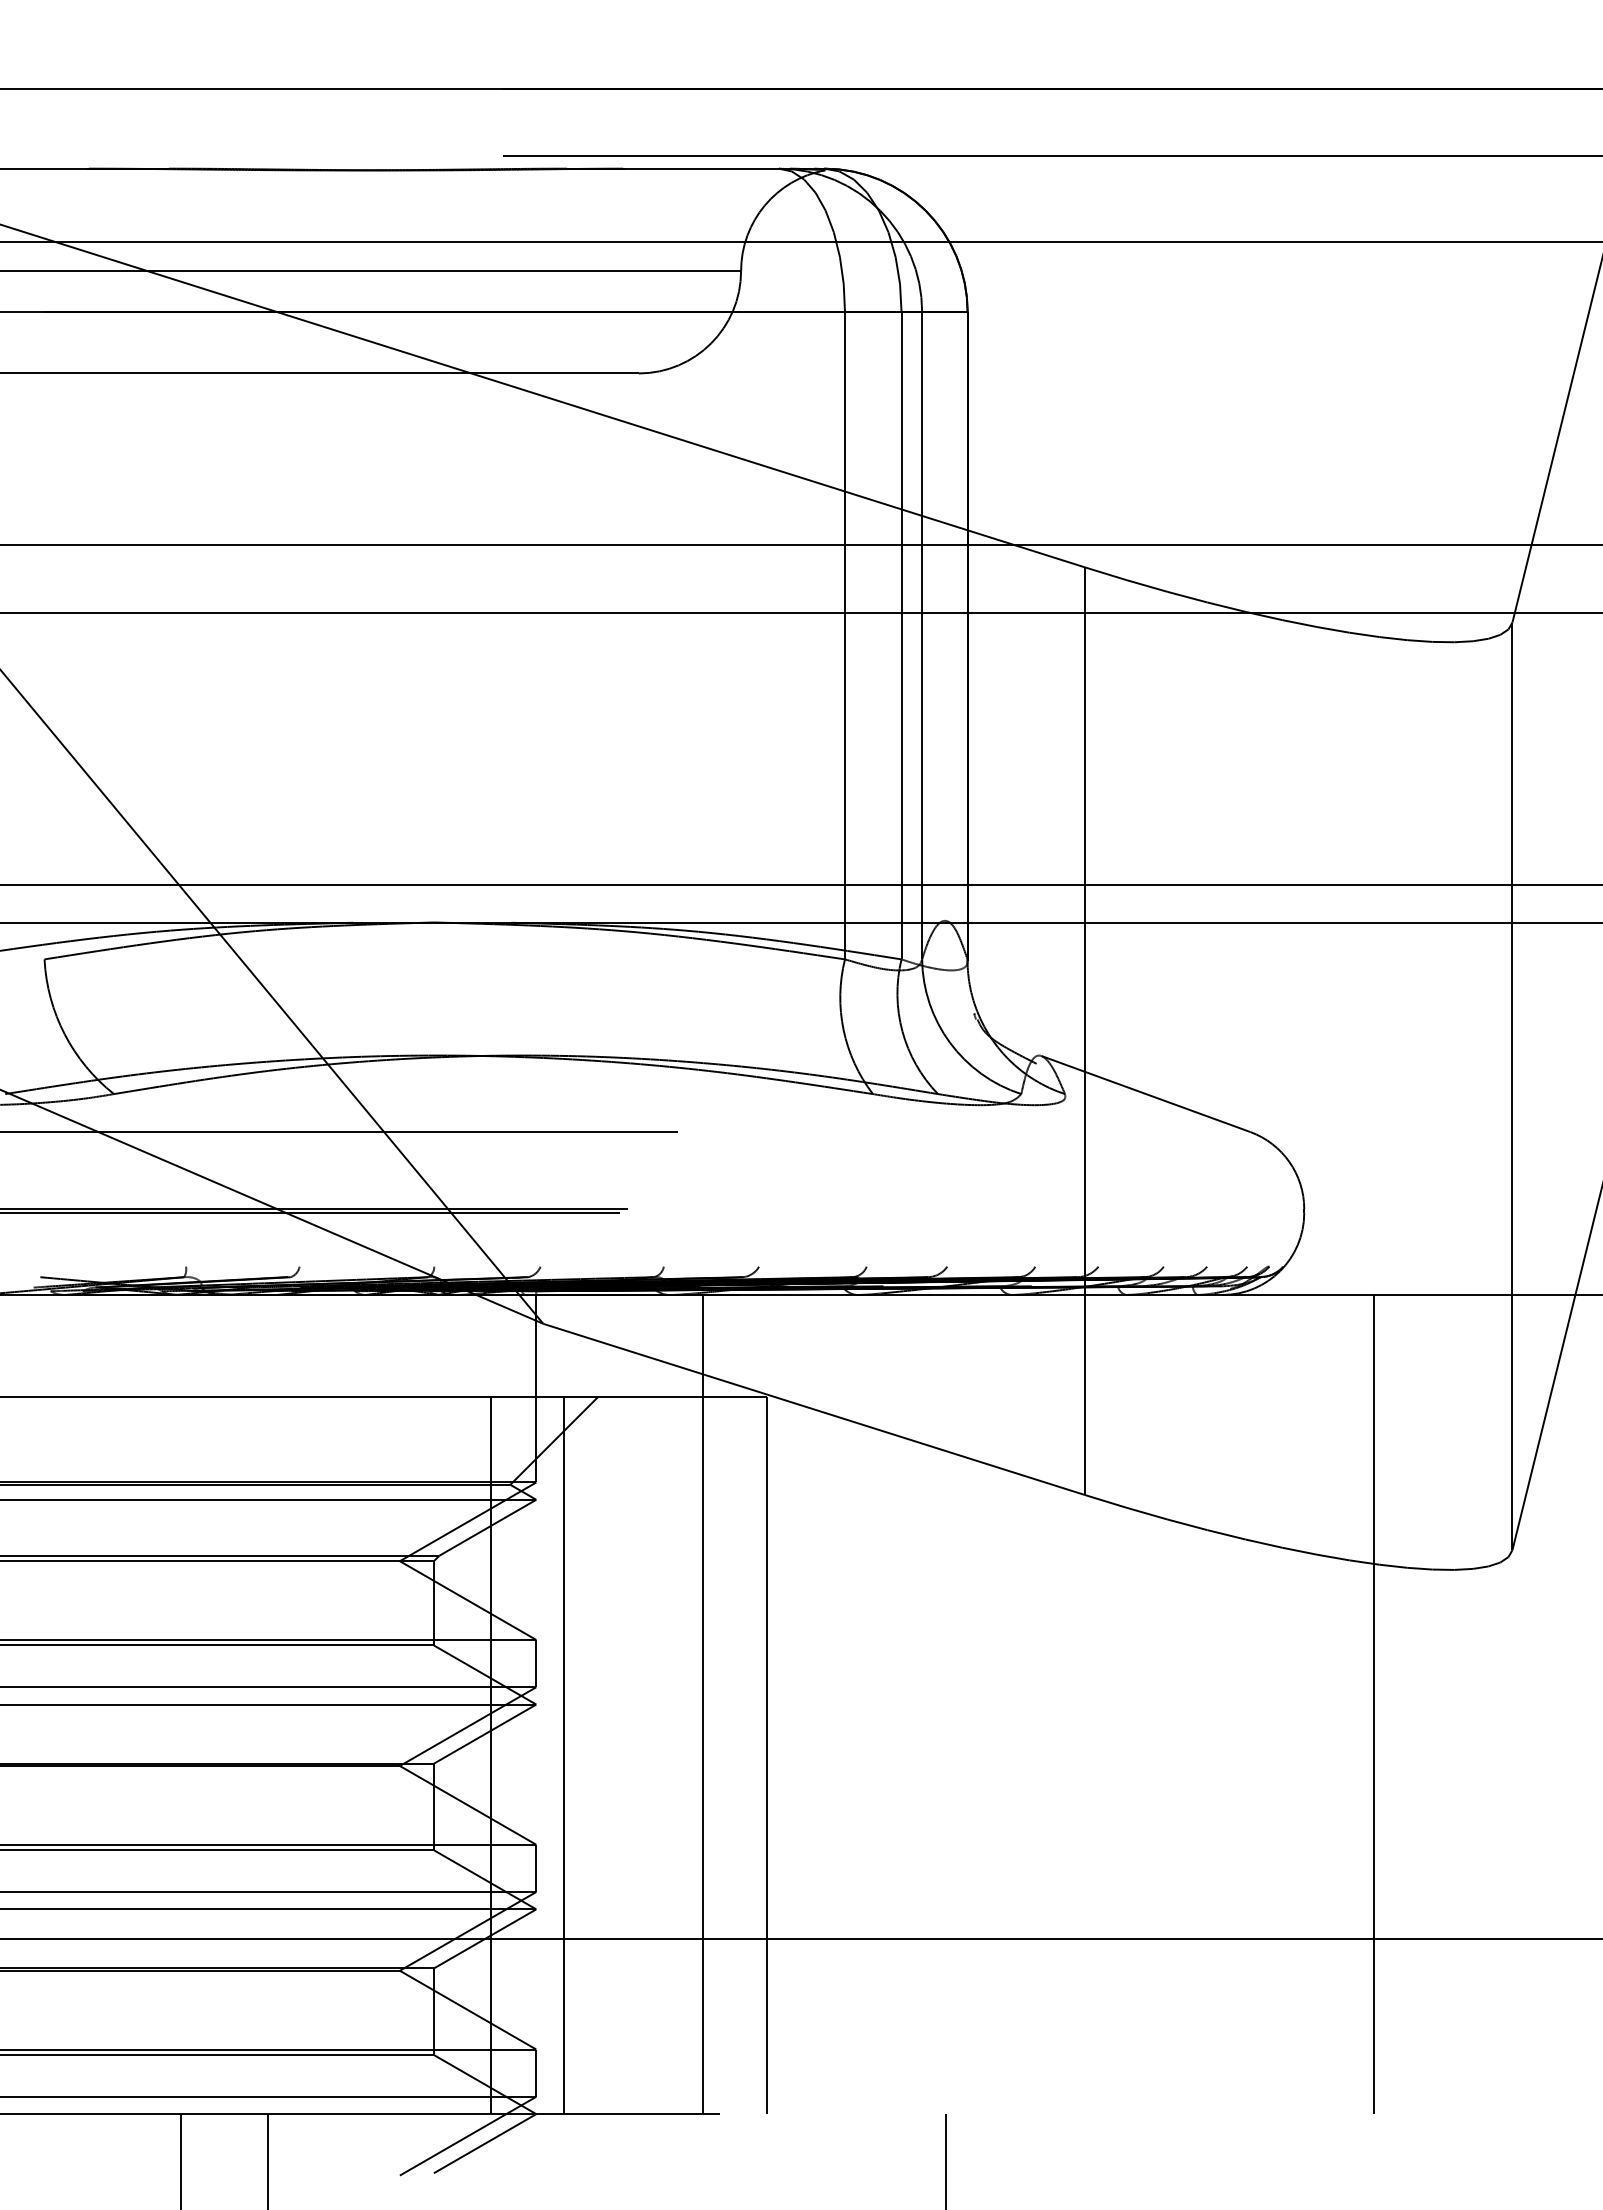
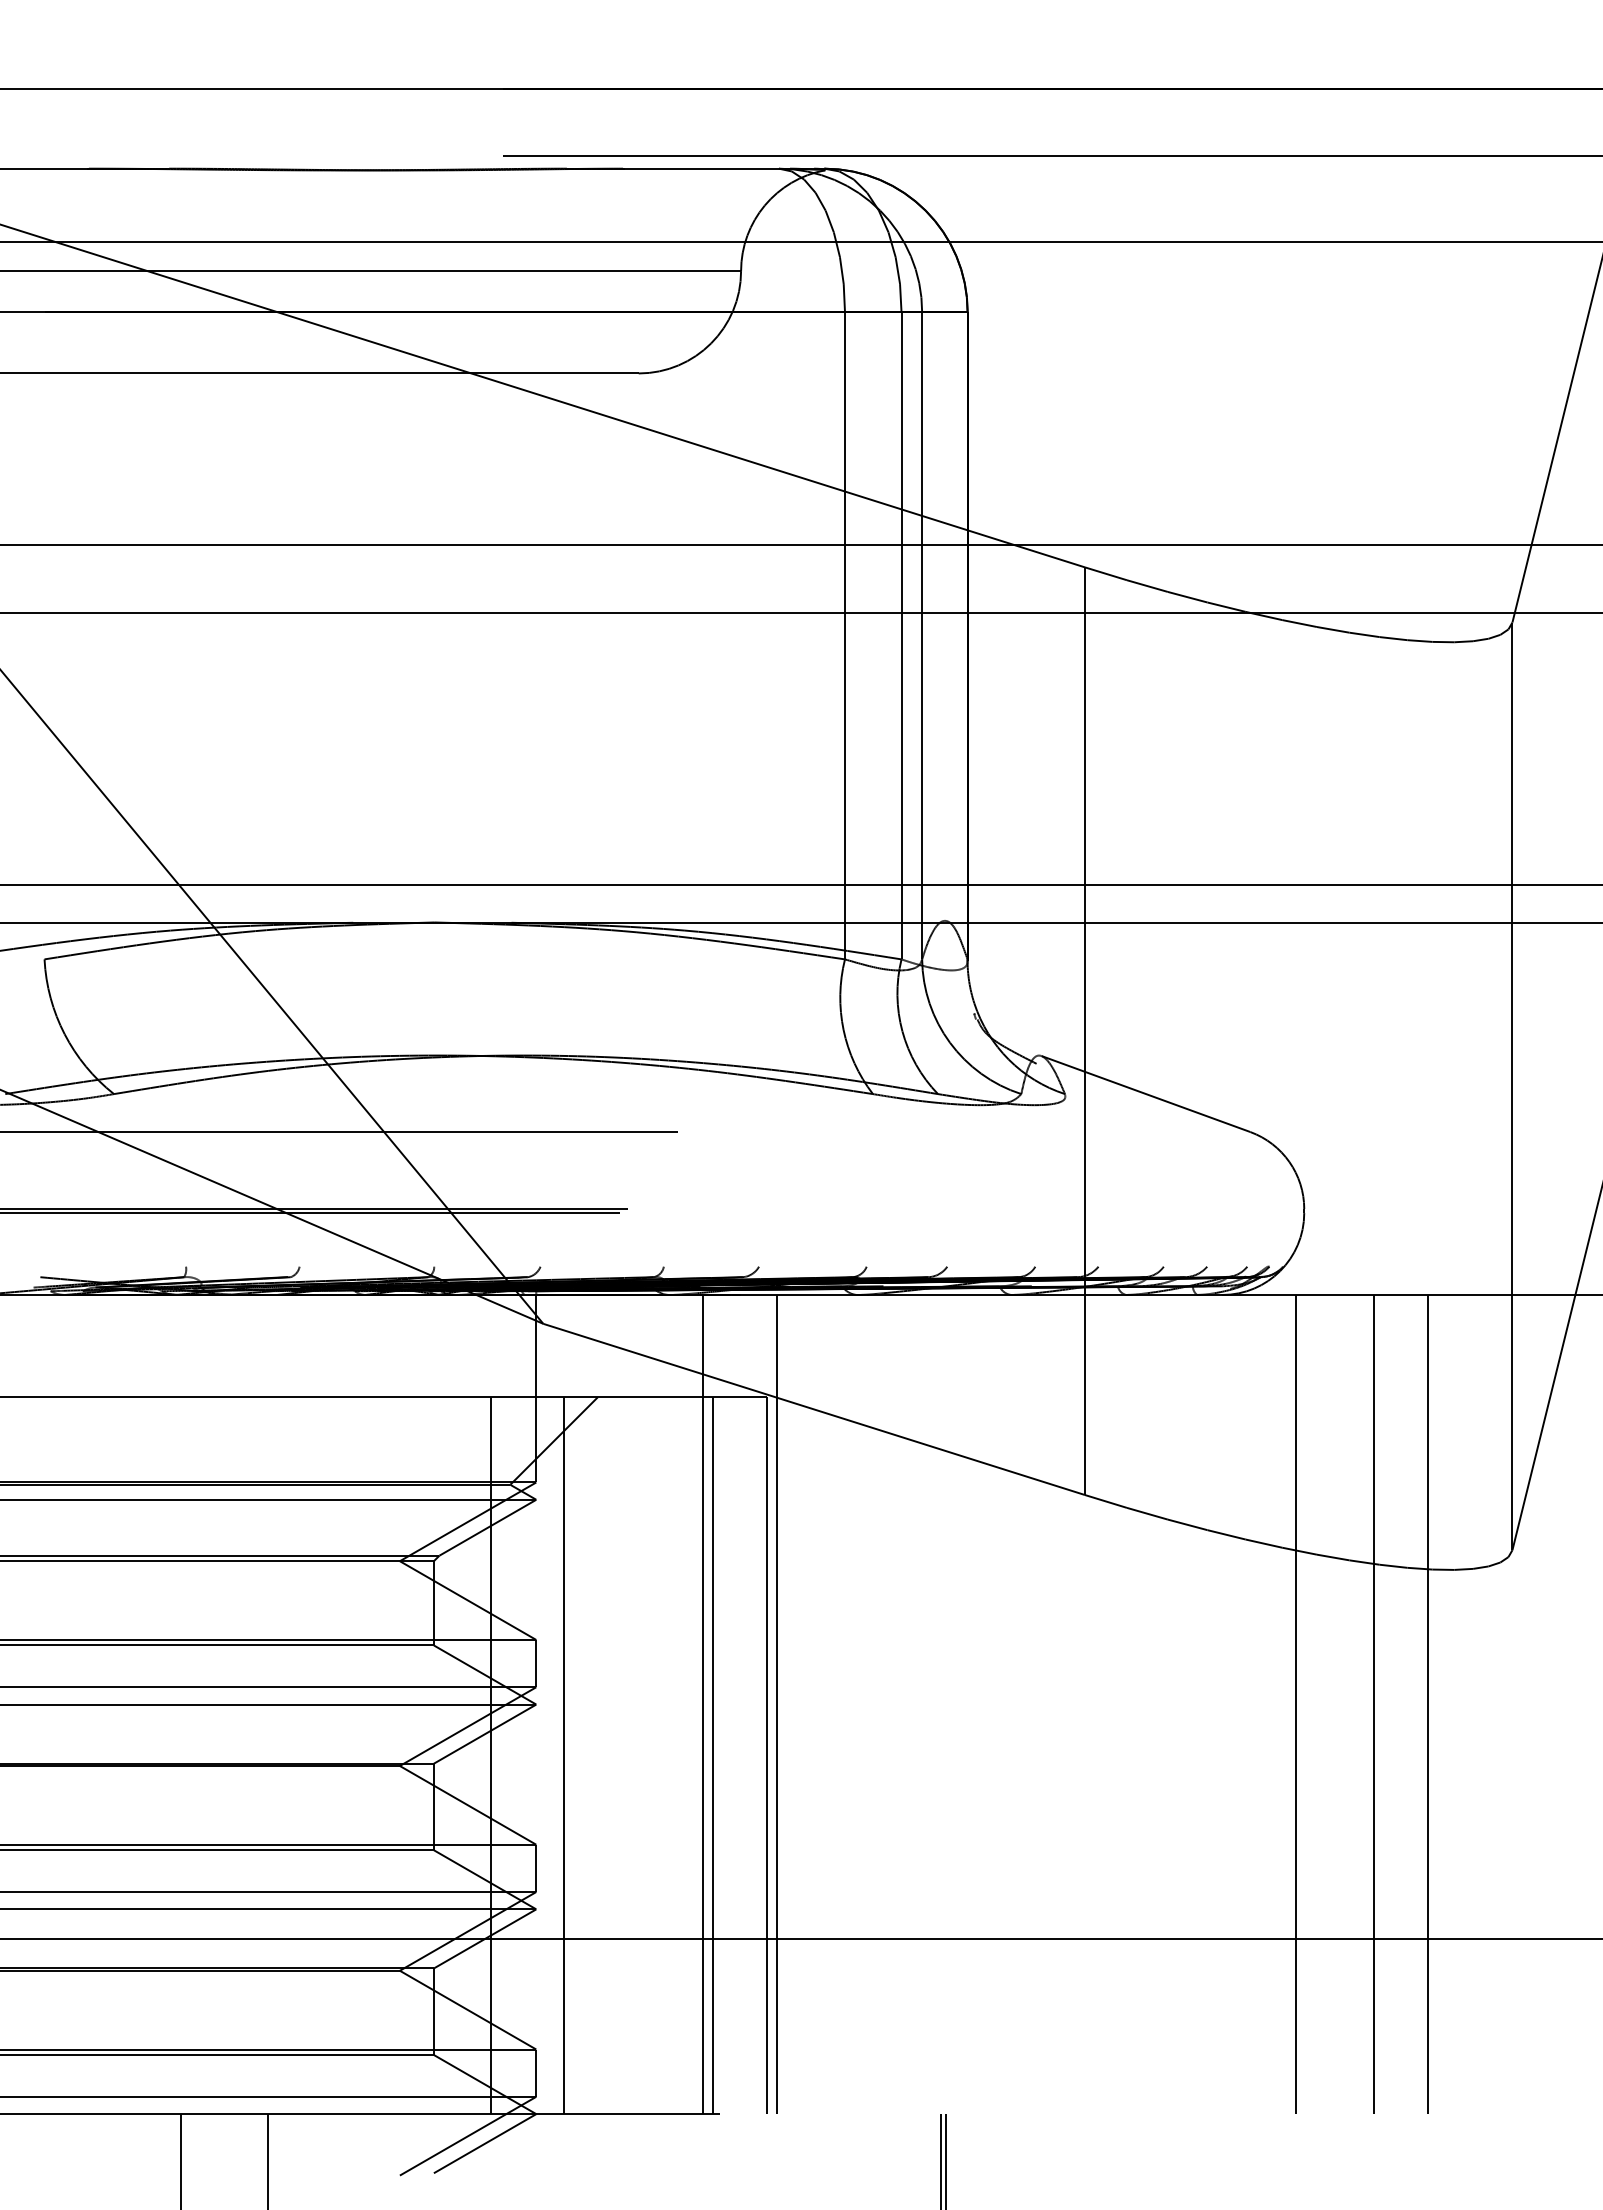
line: none -> present (776, 1704)
line: none -> present (1296, 1704)
line: none -> present (1427, 1704)
line: none -> present (713, 1755)
line: none -> present (940, 2160)
